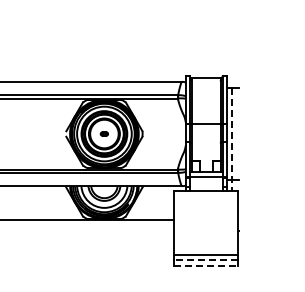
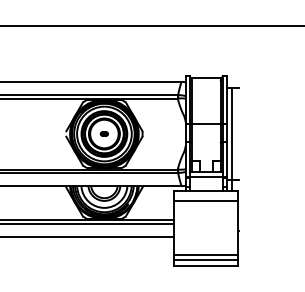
line: none -> present (151, 25)
line: dashed -> solid (231, 139)
line: none -> present (205, 201)
line: none -> present (88, 223)
line: none -> present (88, 237)
line: dashed -> solid (206, 259)
line: dashed -> solid (206, 266)
